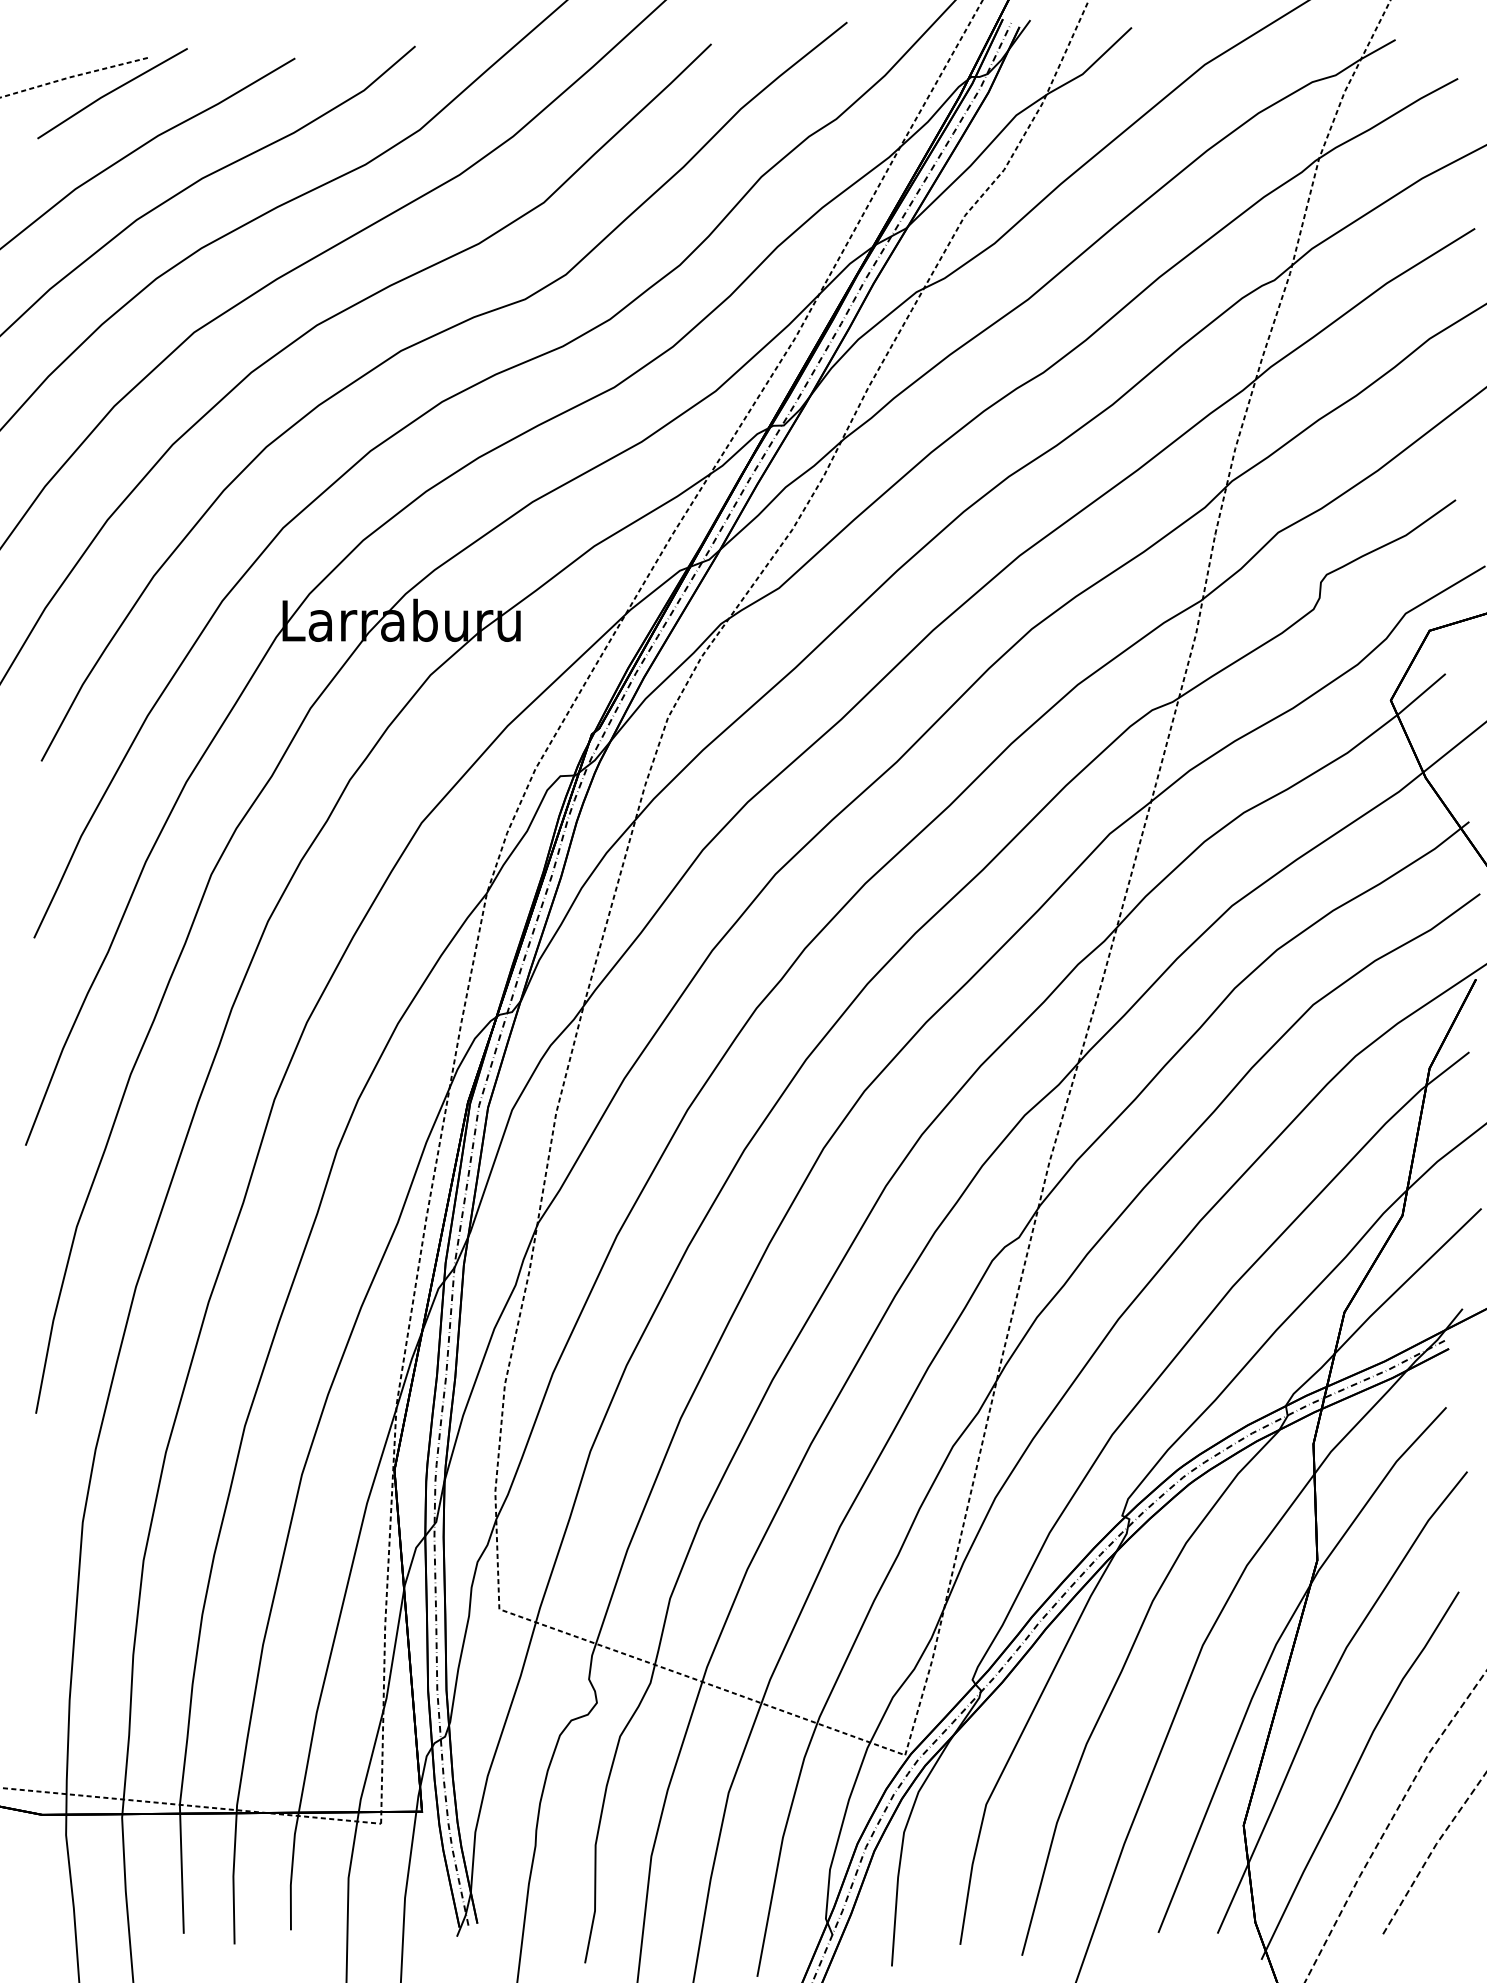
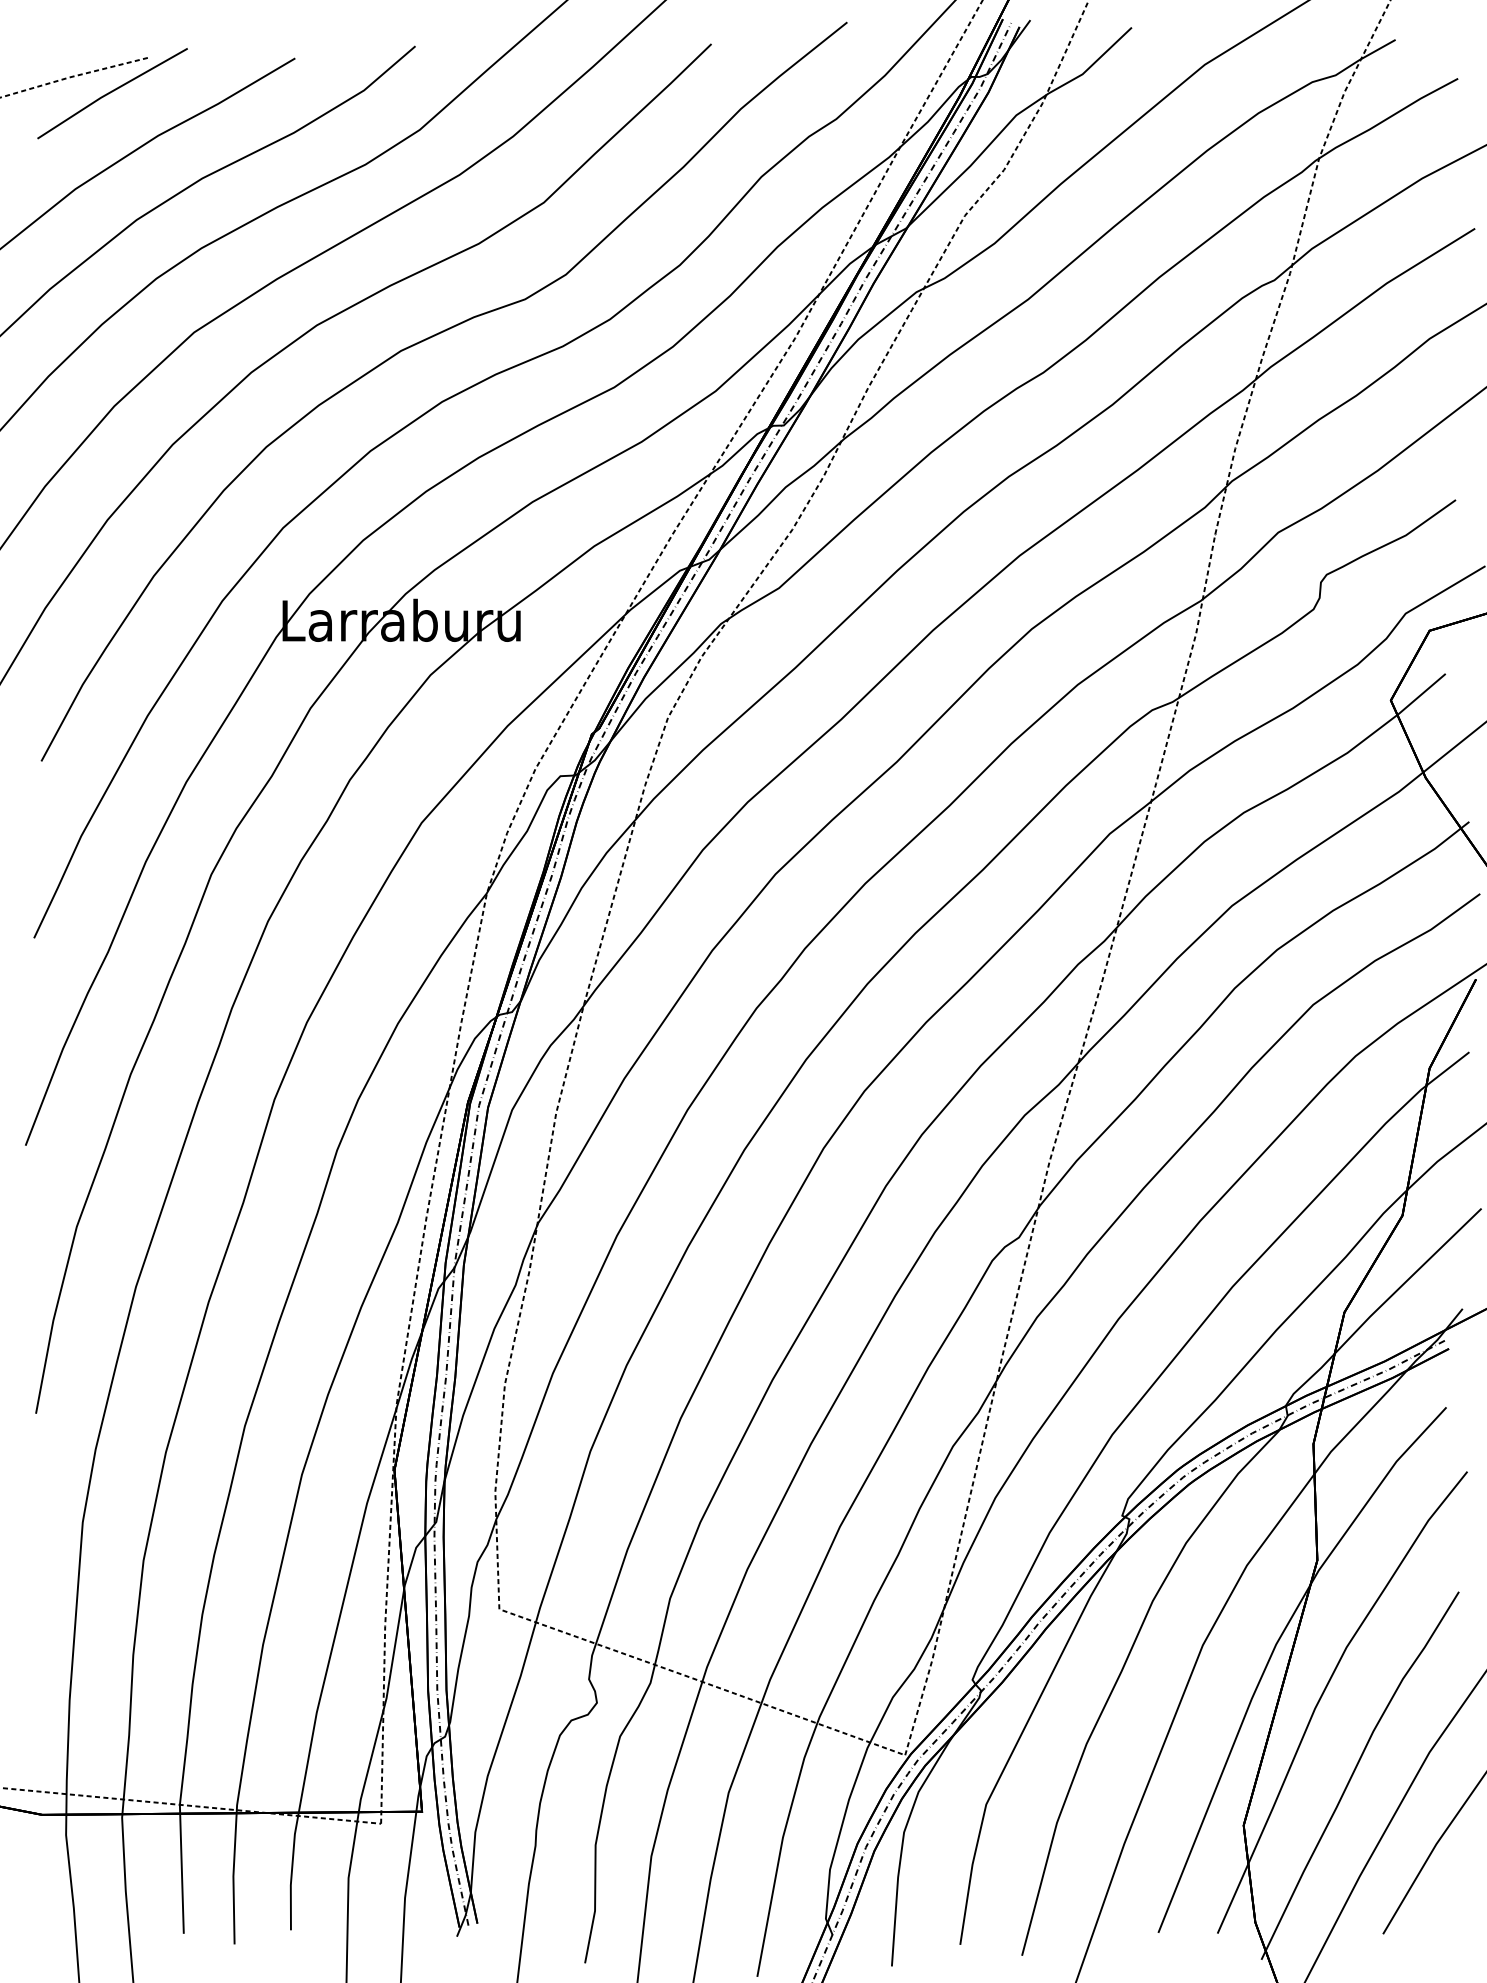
line: dashed -> solid (1389, 1822)
line: dashed -> solid (1432, 1850)
